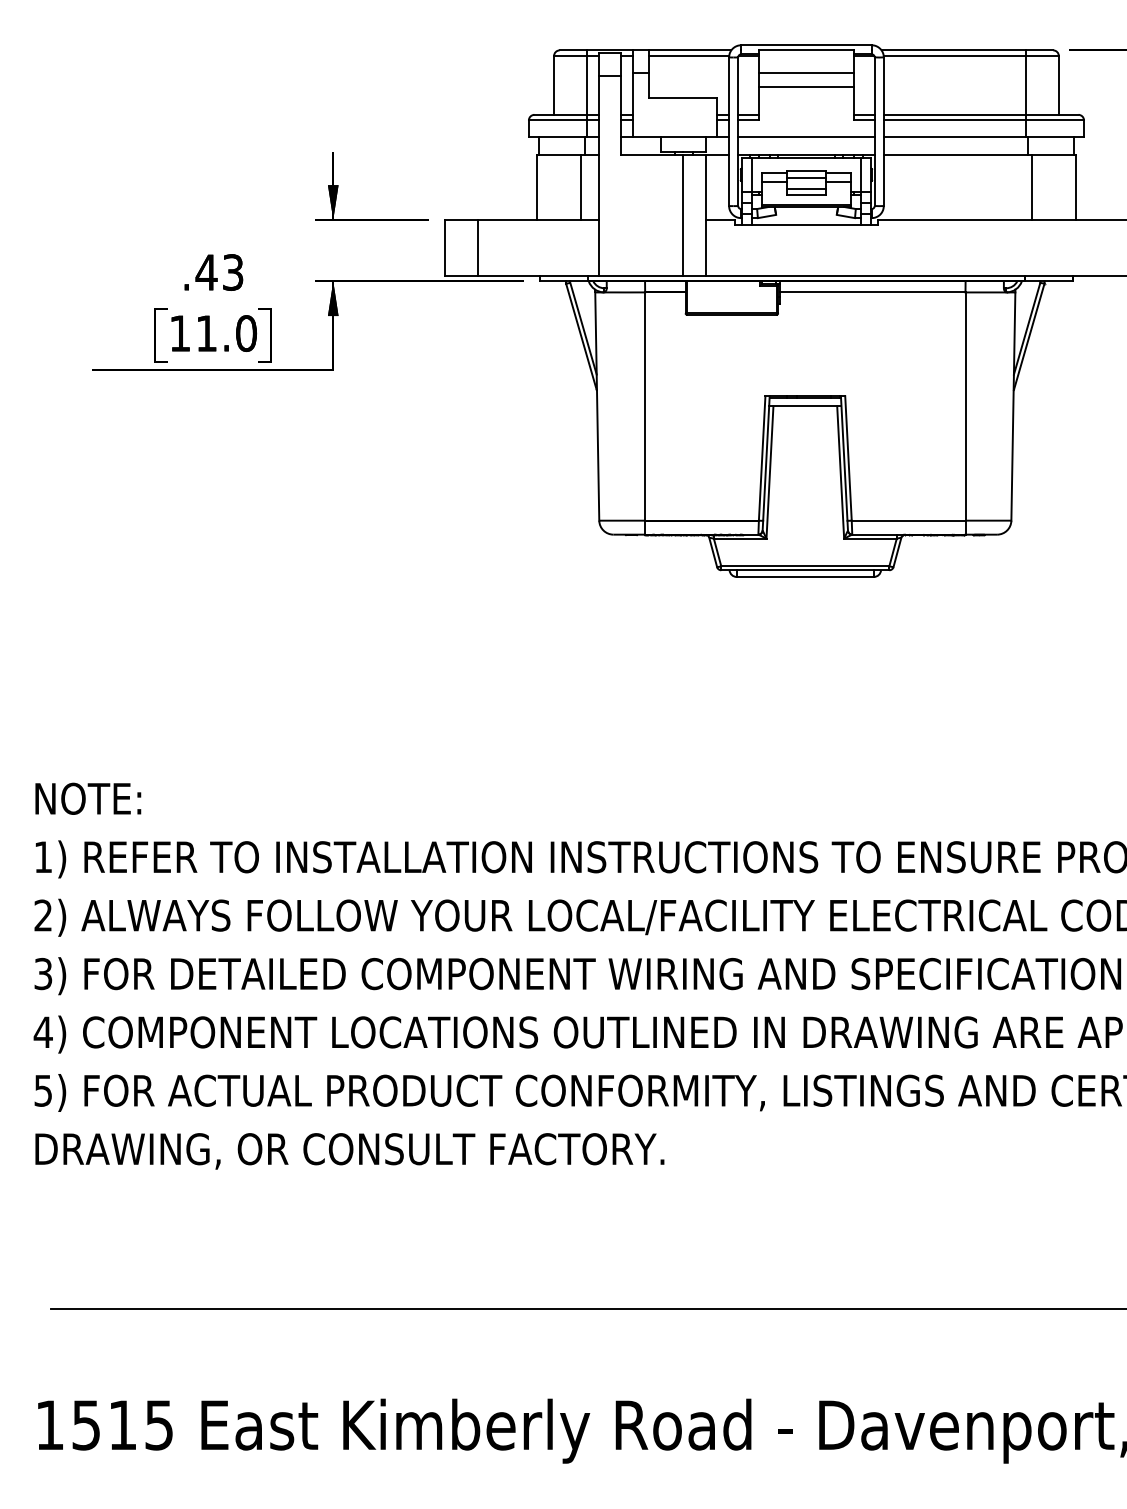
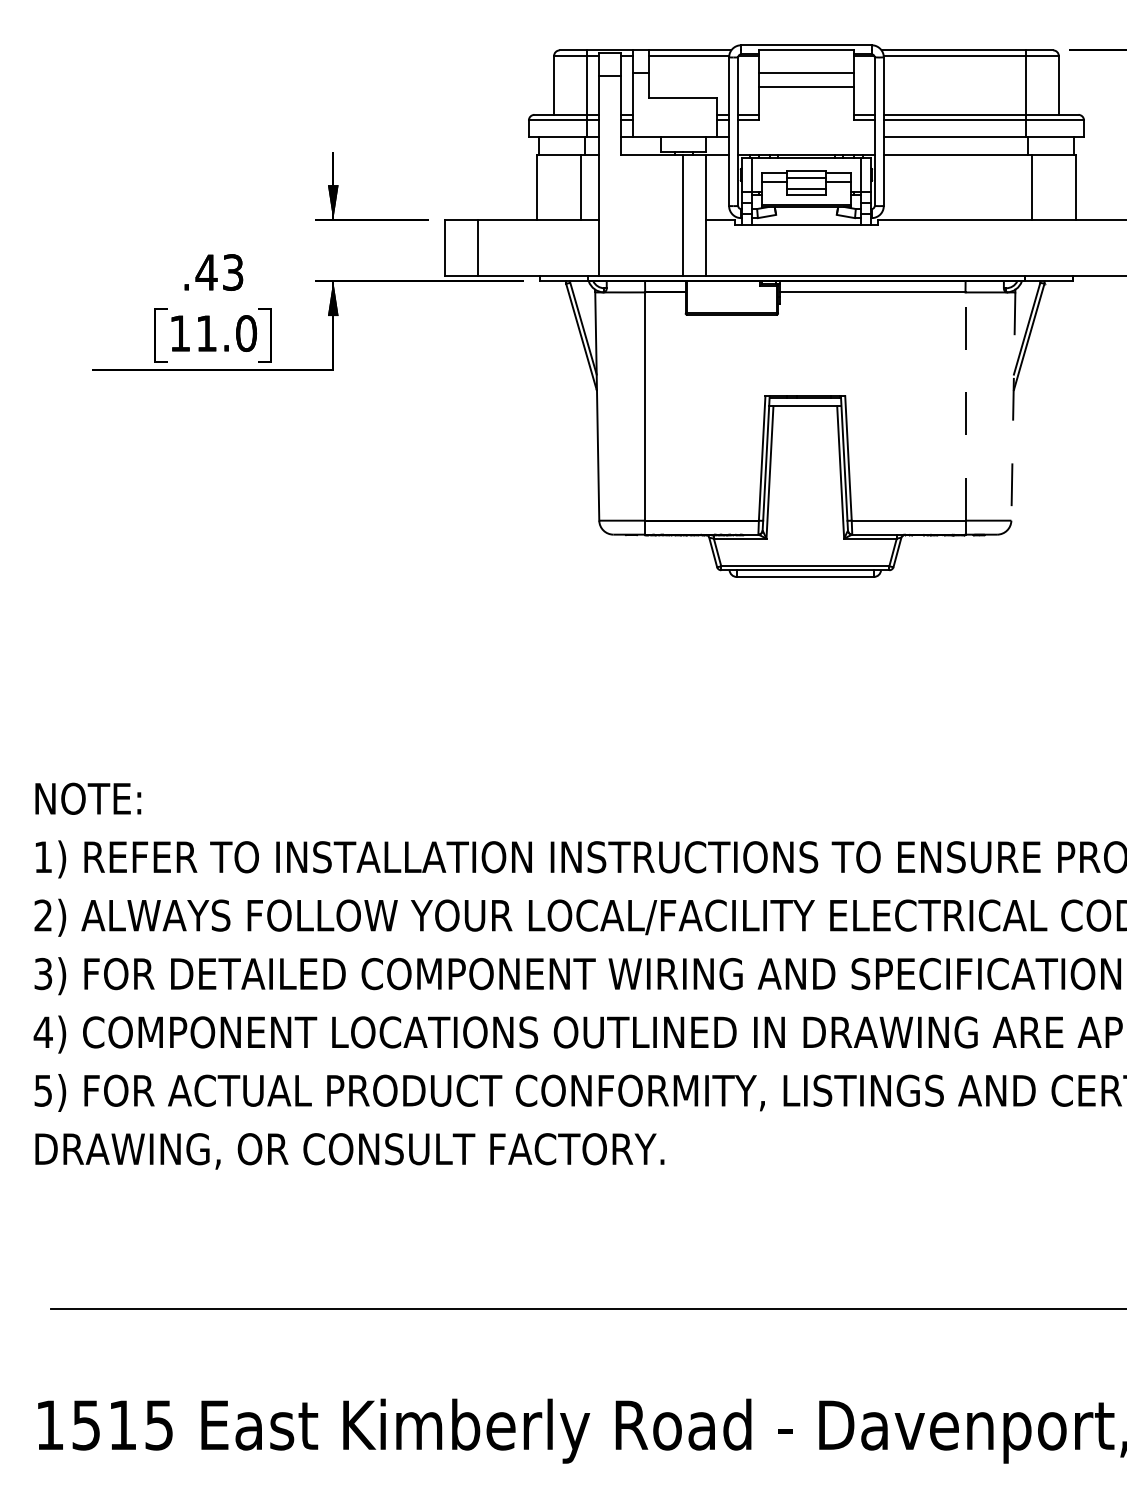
line: present -> none (806, 137)
line: solid -> dashed (965, 406)
line: solid -> dashed (1013, 407)
